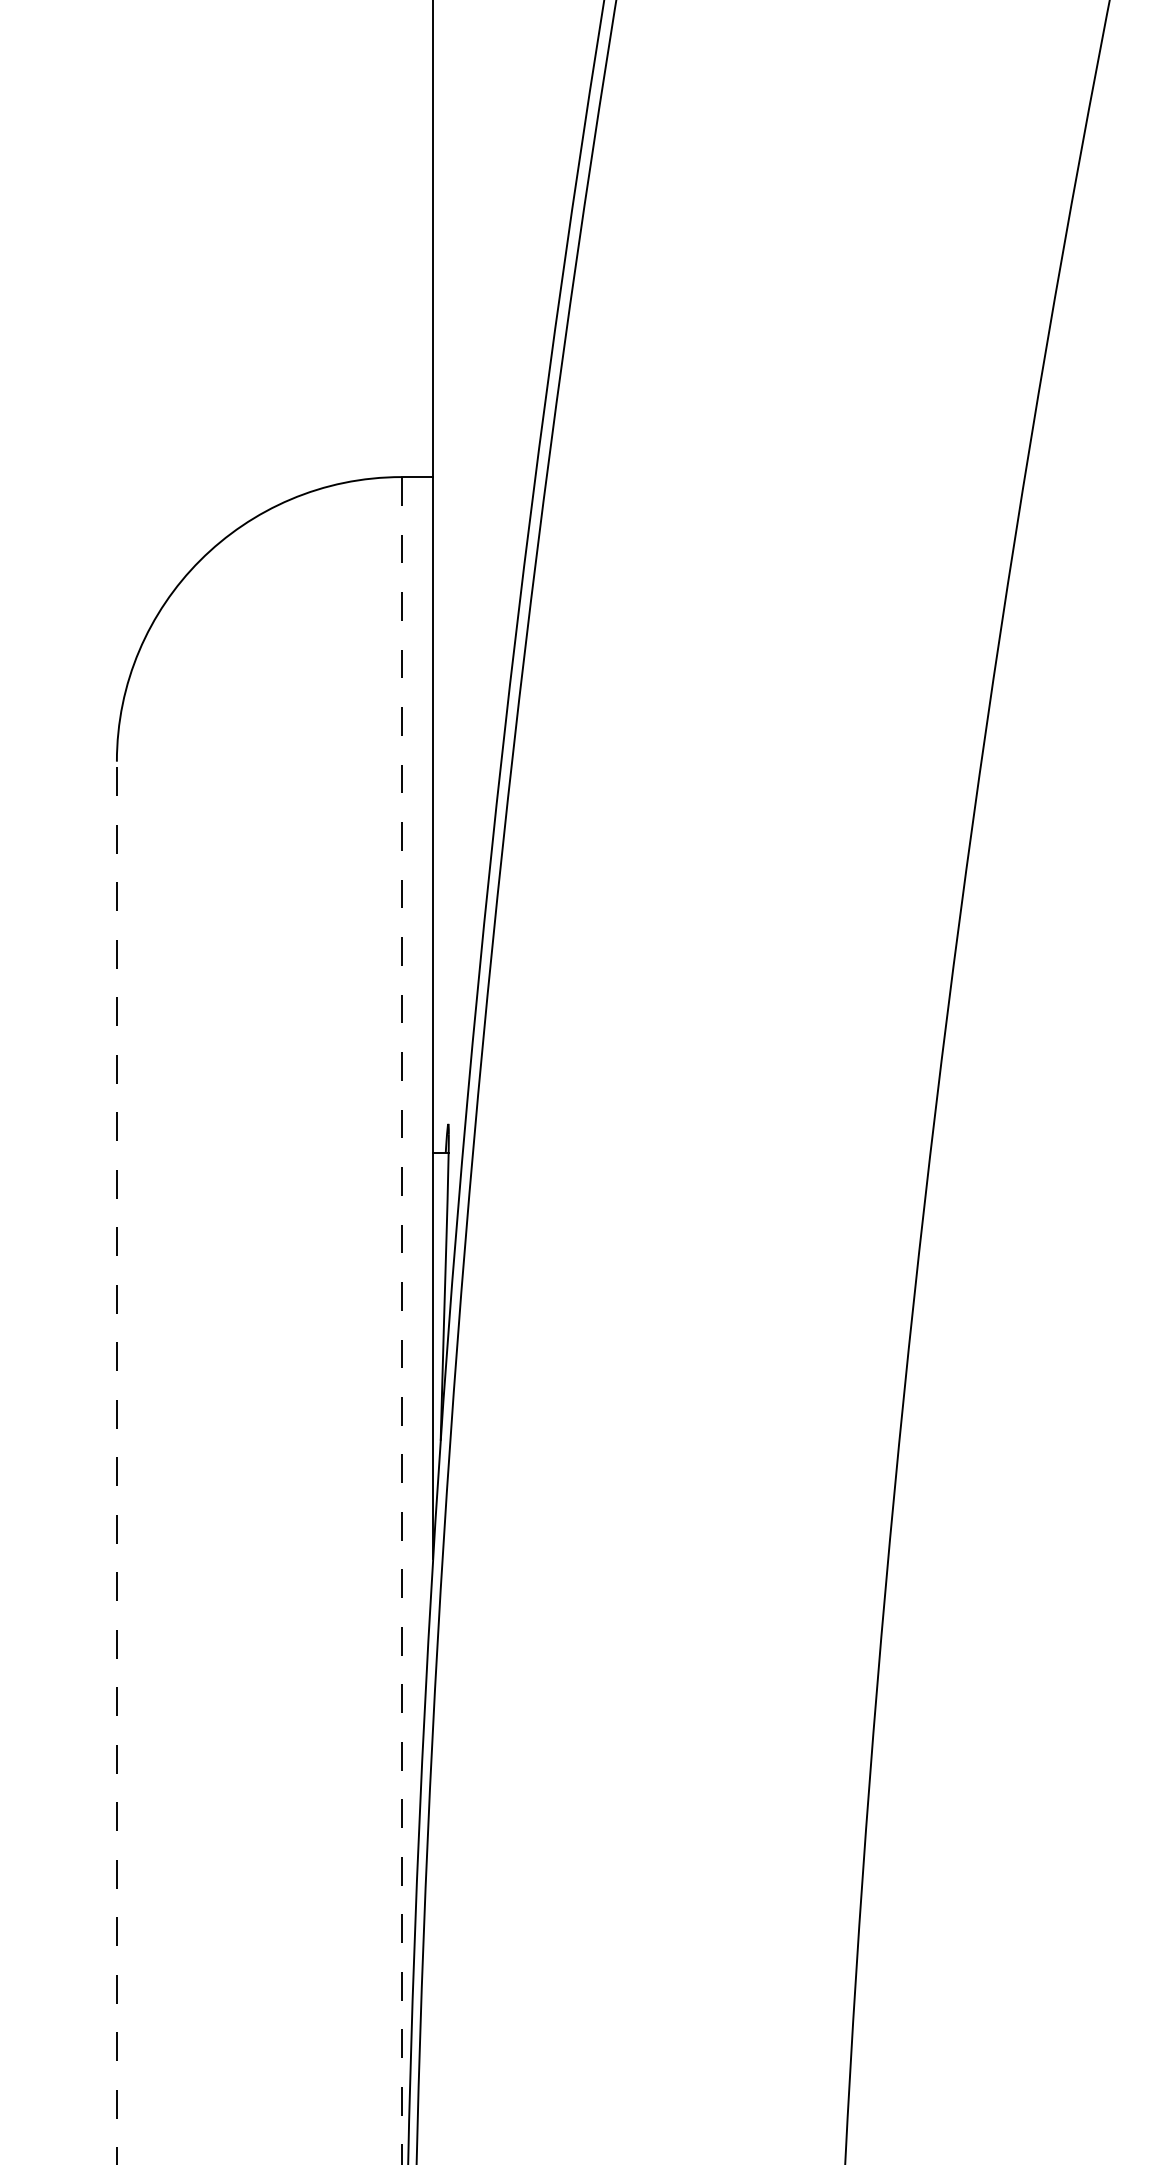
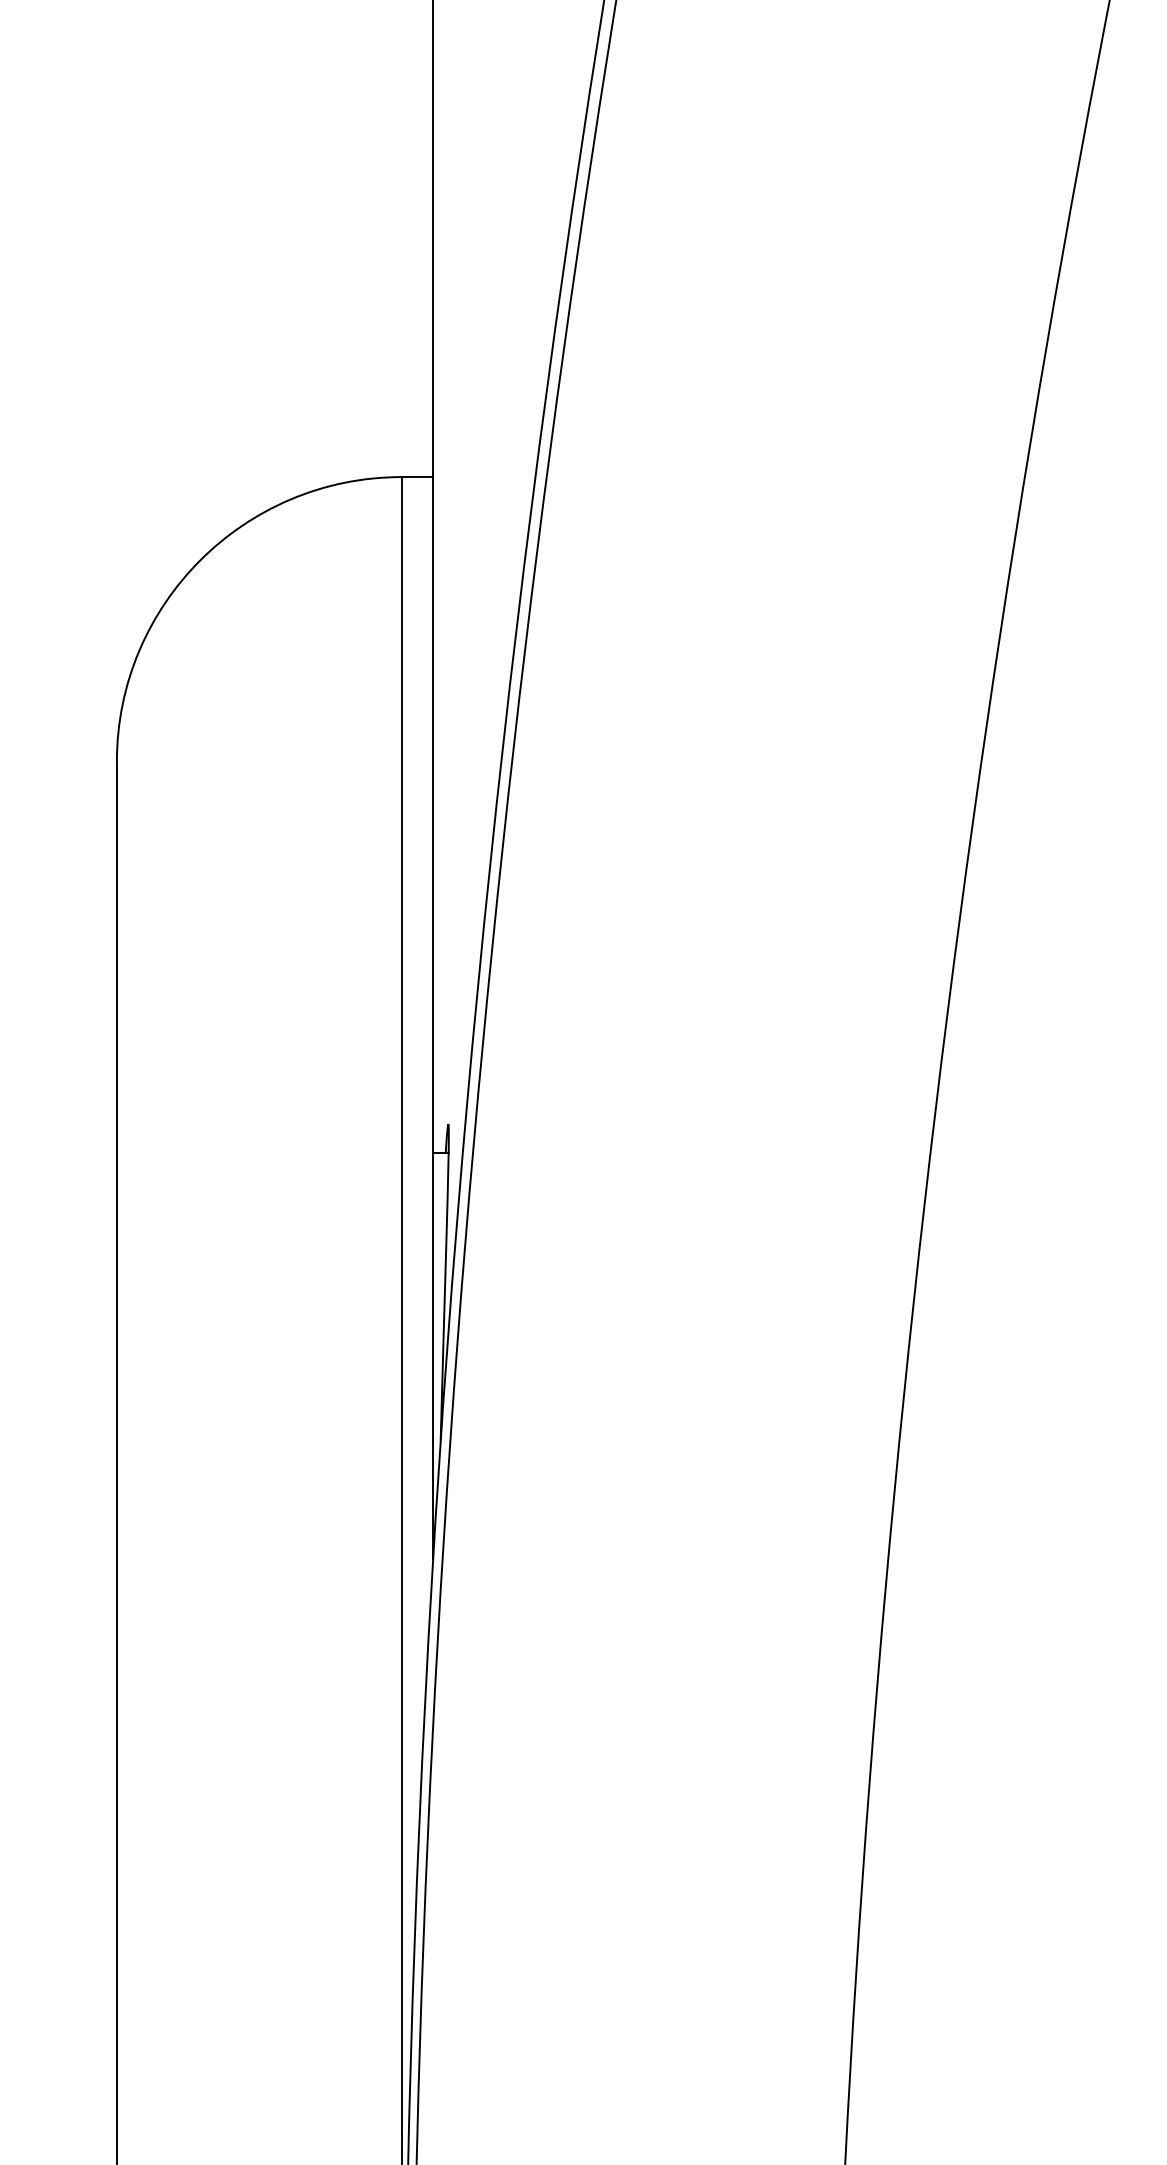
line: dashed -> solid (401, 1321)
line: dashed -> solid (116, 1462)
